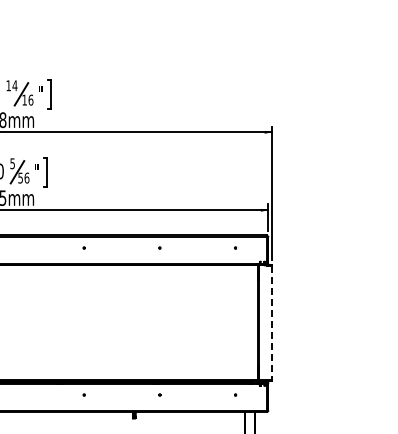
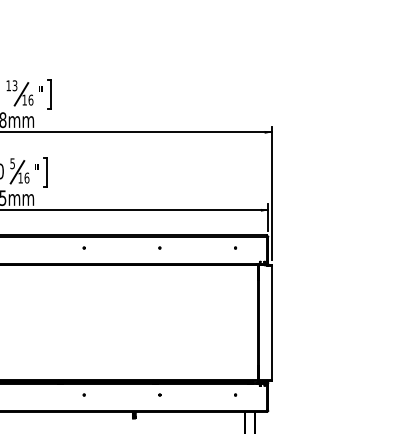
text: 14 -> 13 (14, 85)
text: 56 -> 16 (20, 177)
line: dashed -> solid (272, 323)
